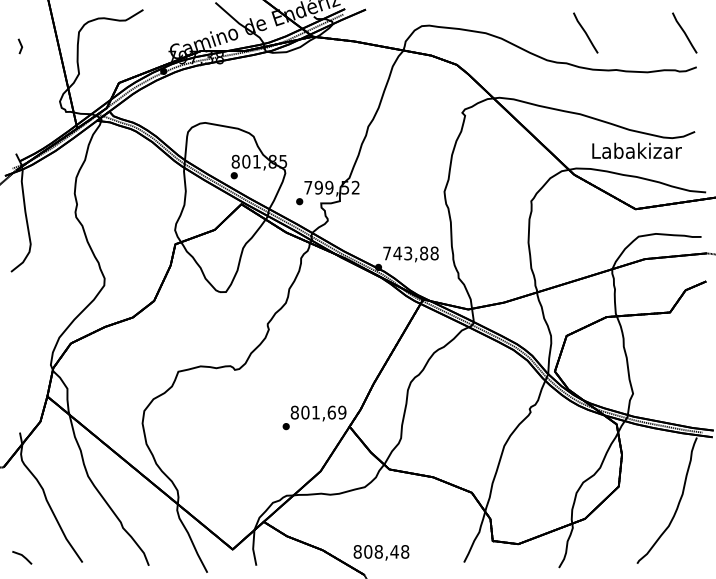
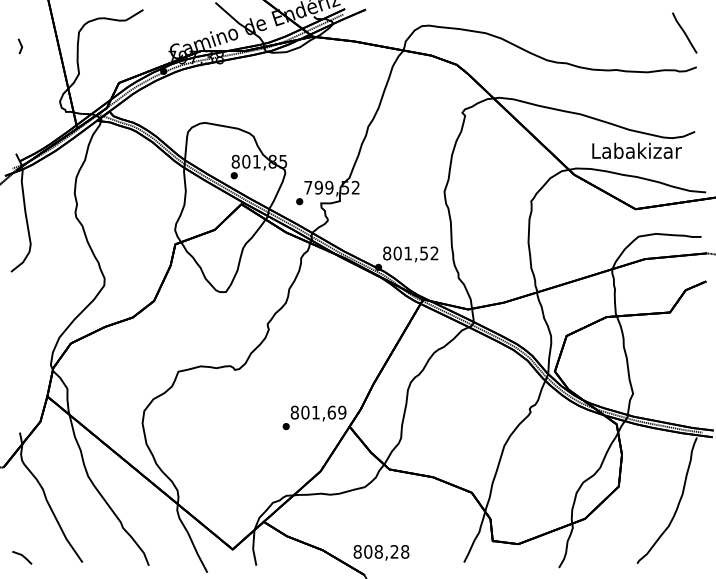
line: present -> none (585, 32)
text: 743,88 -> 801,52 (410, 253)
text: 808,48 -> 808,28 (394, 551)
